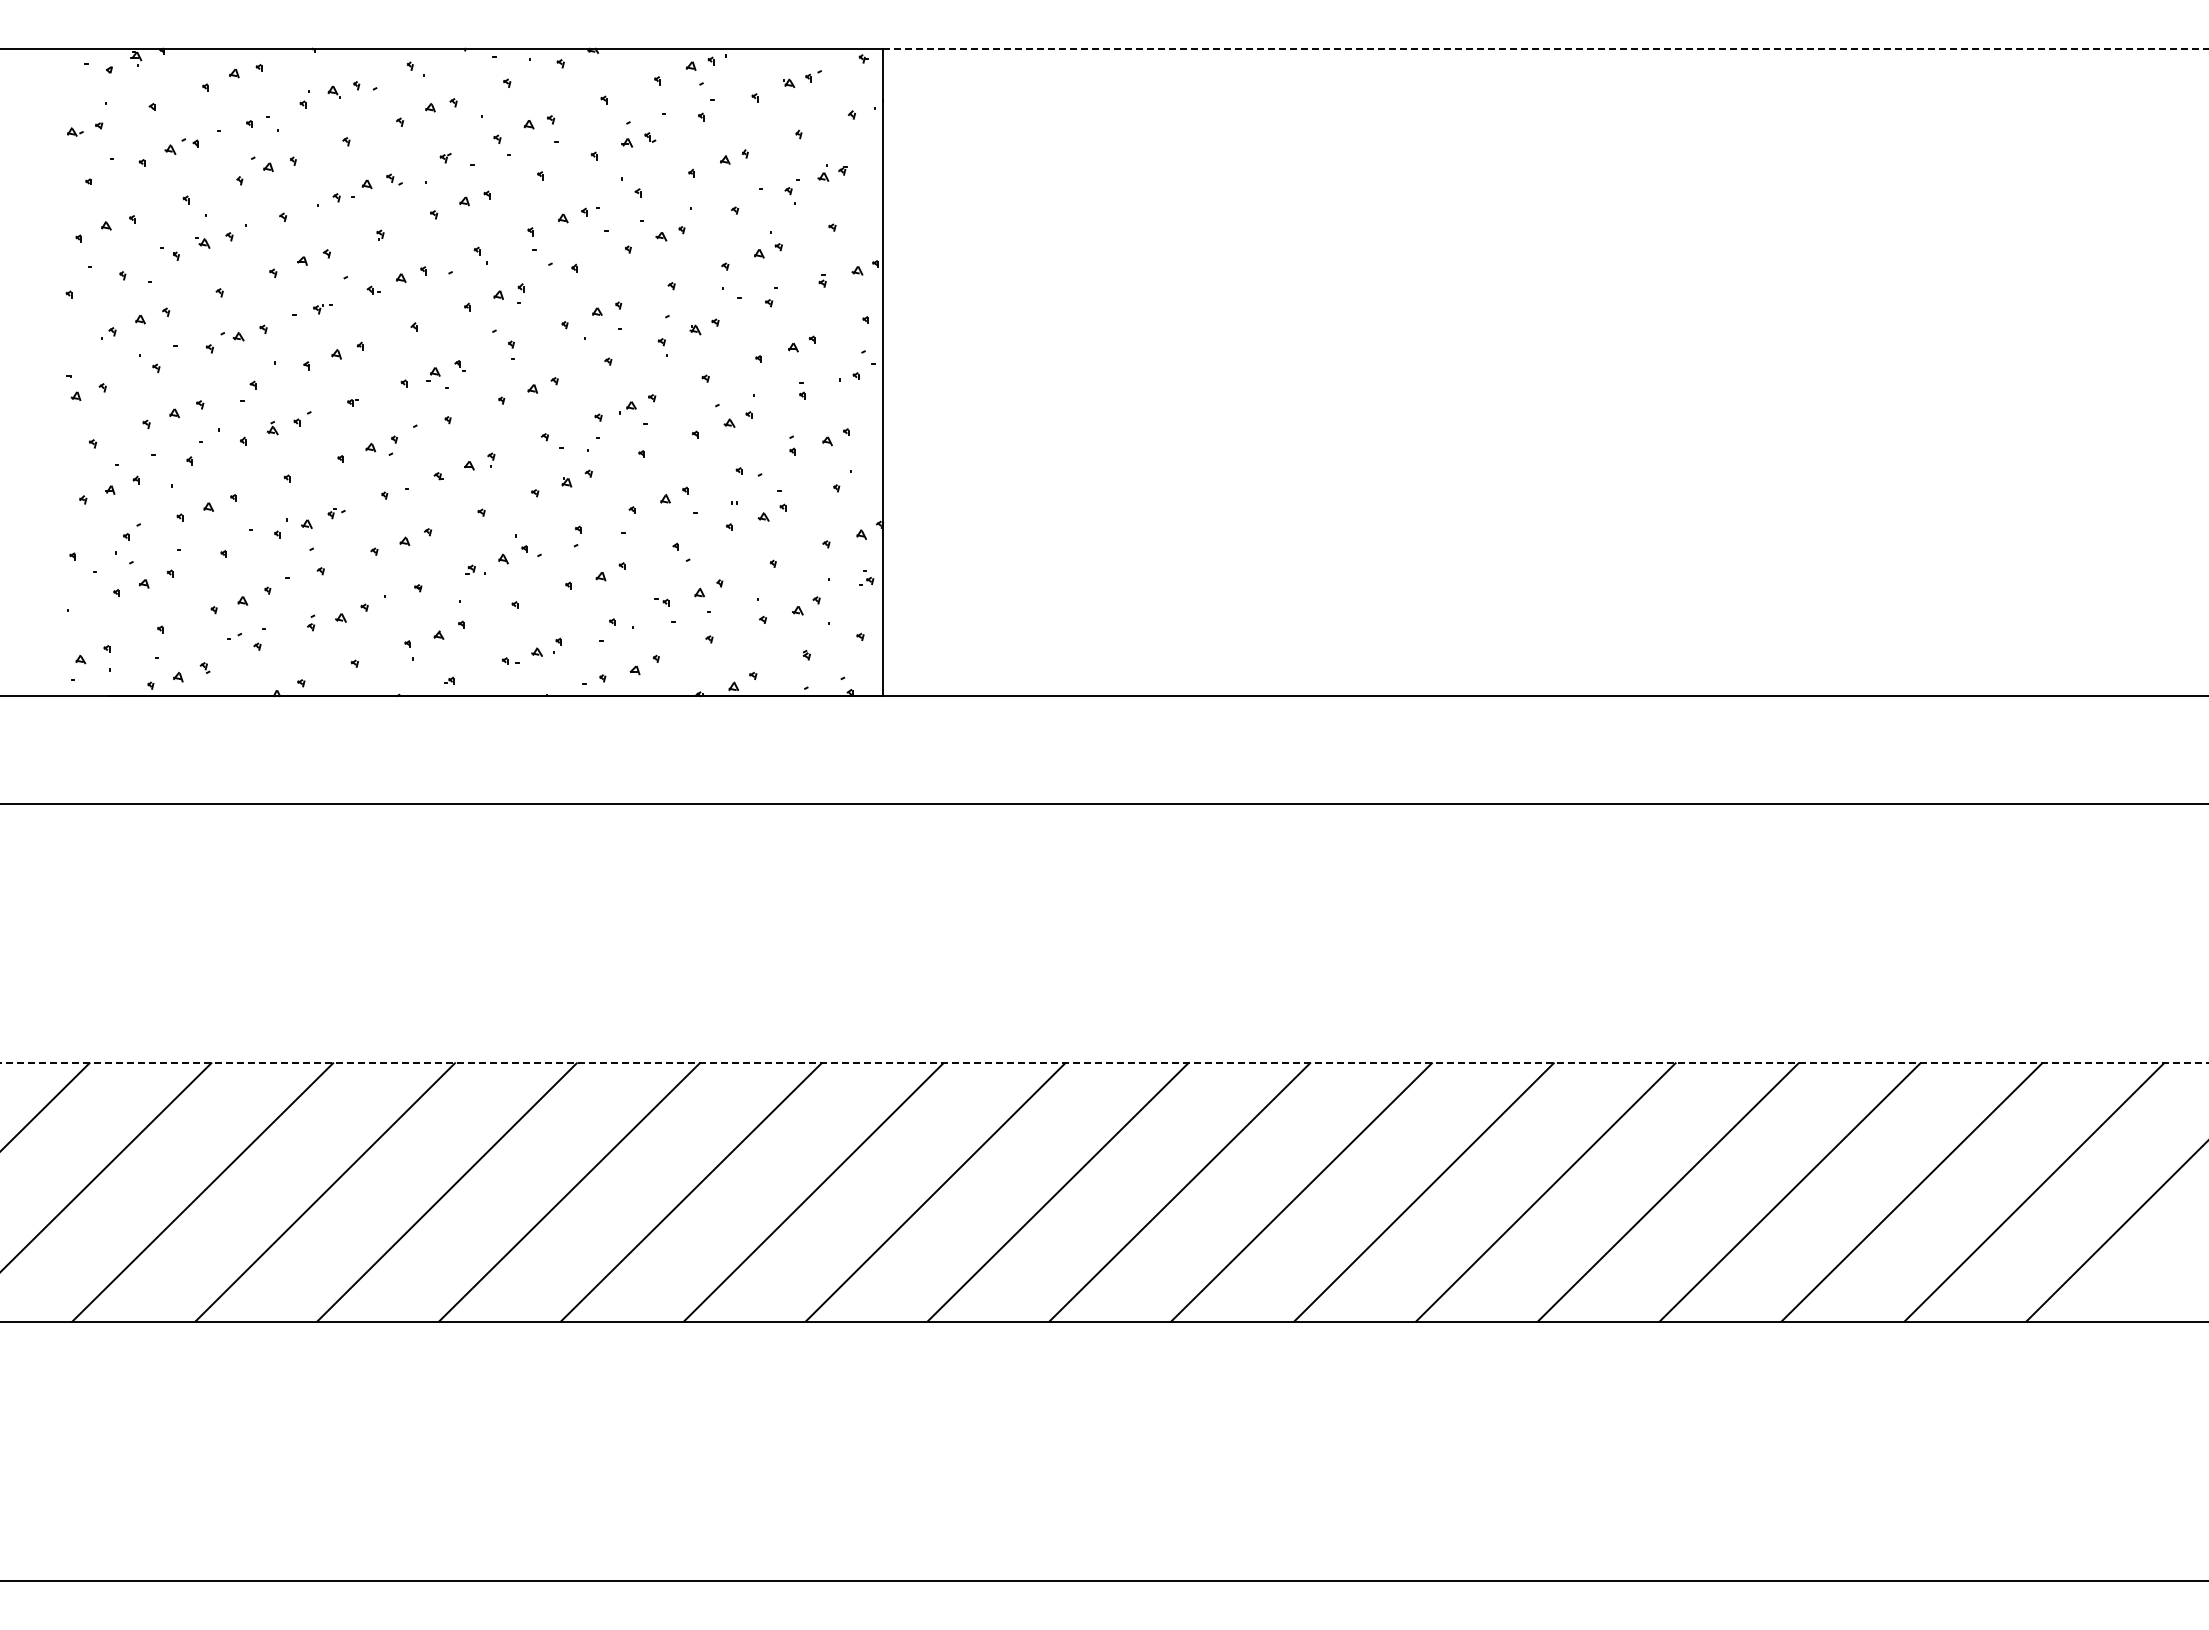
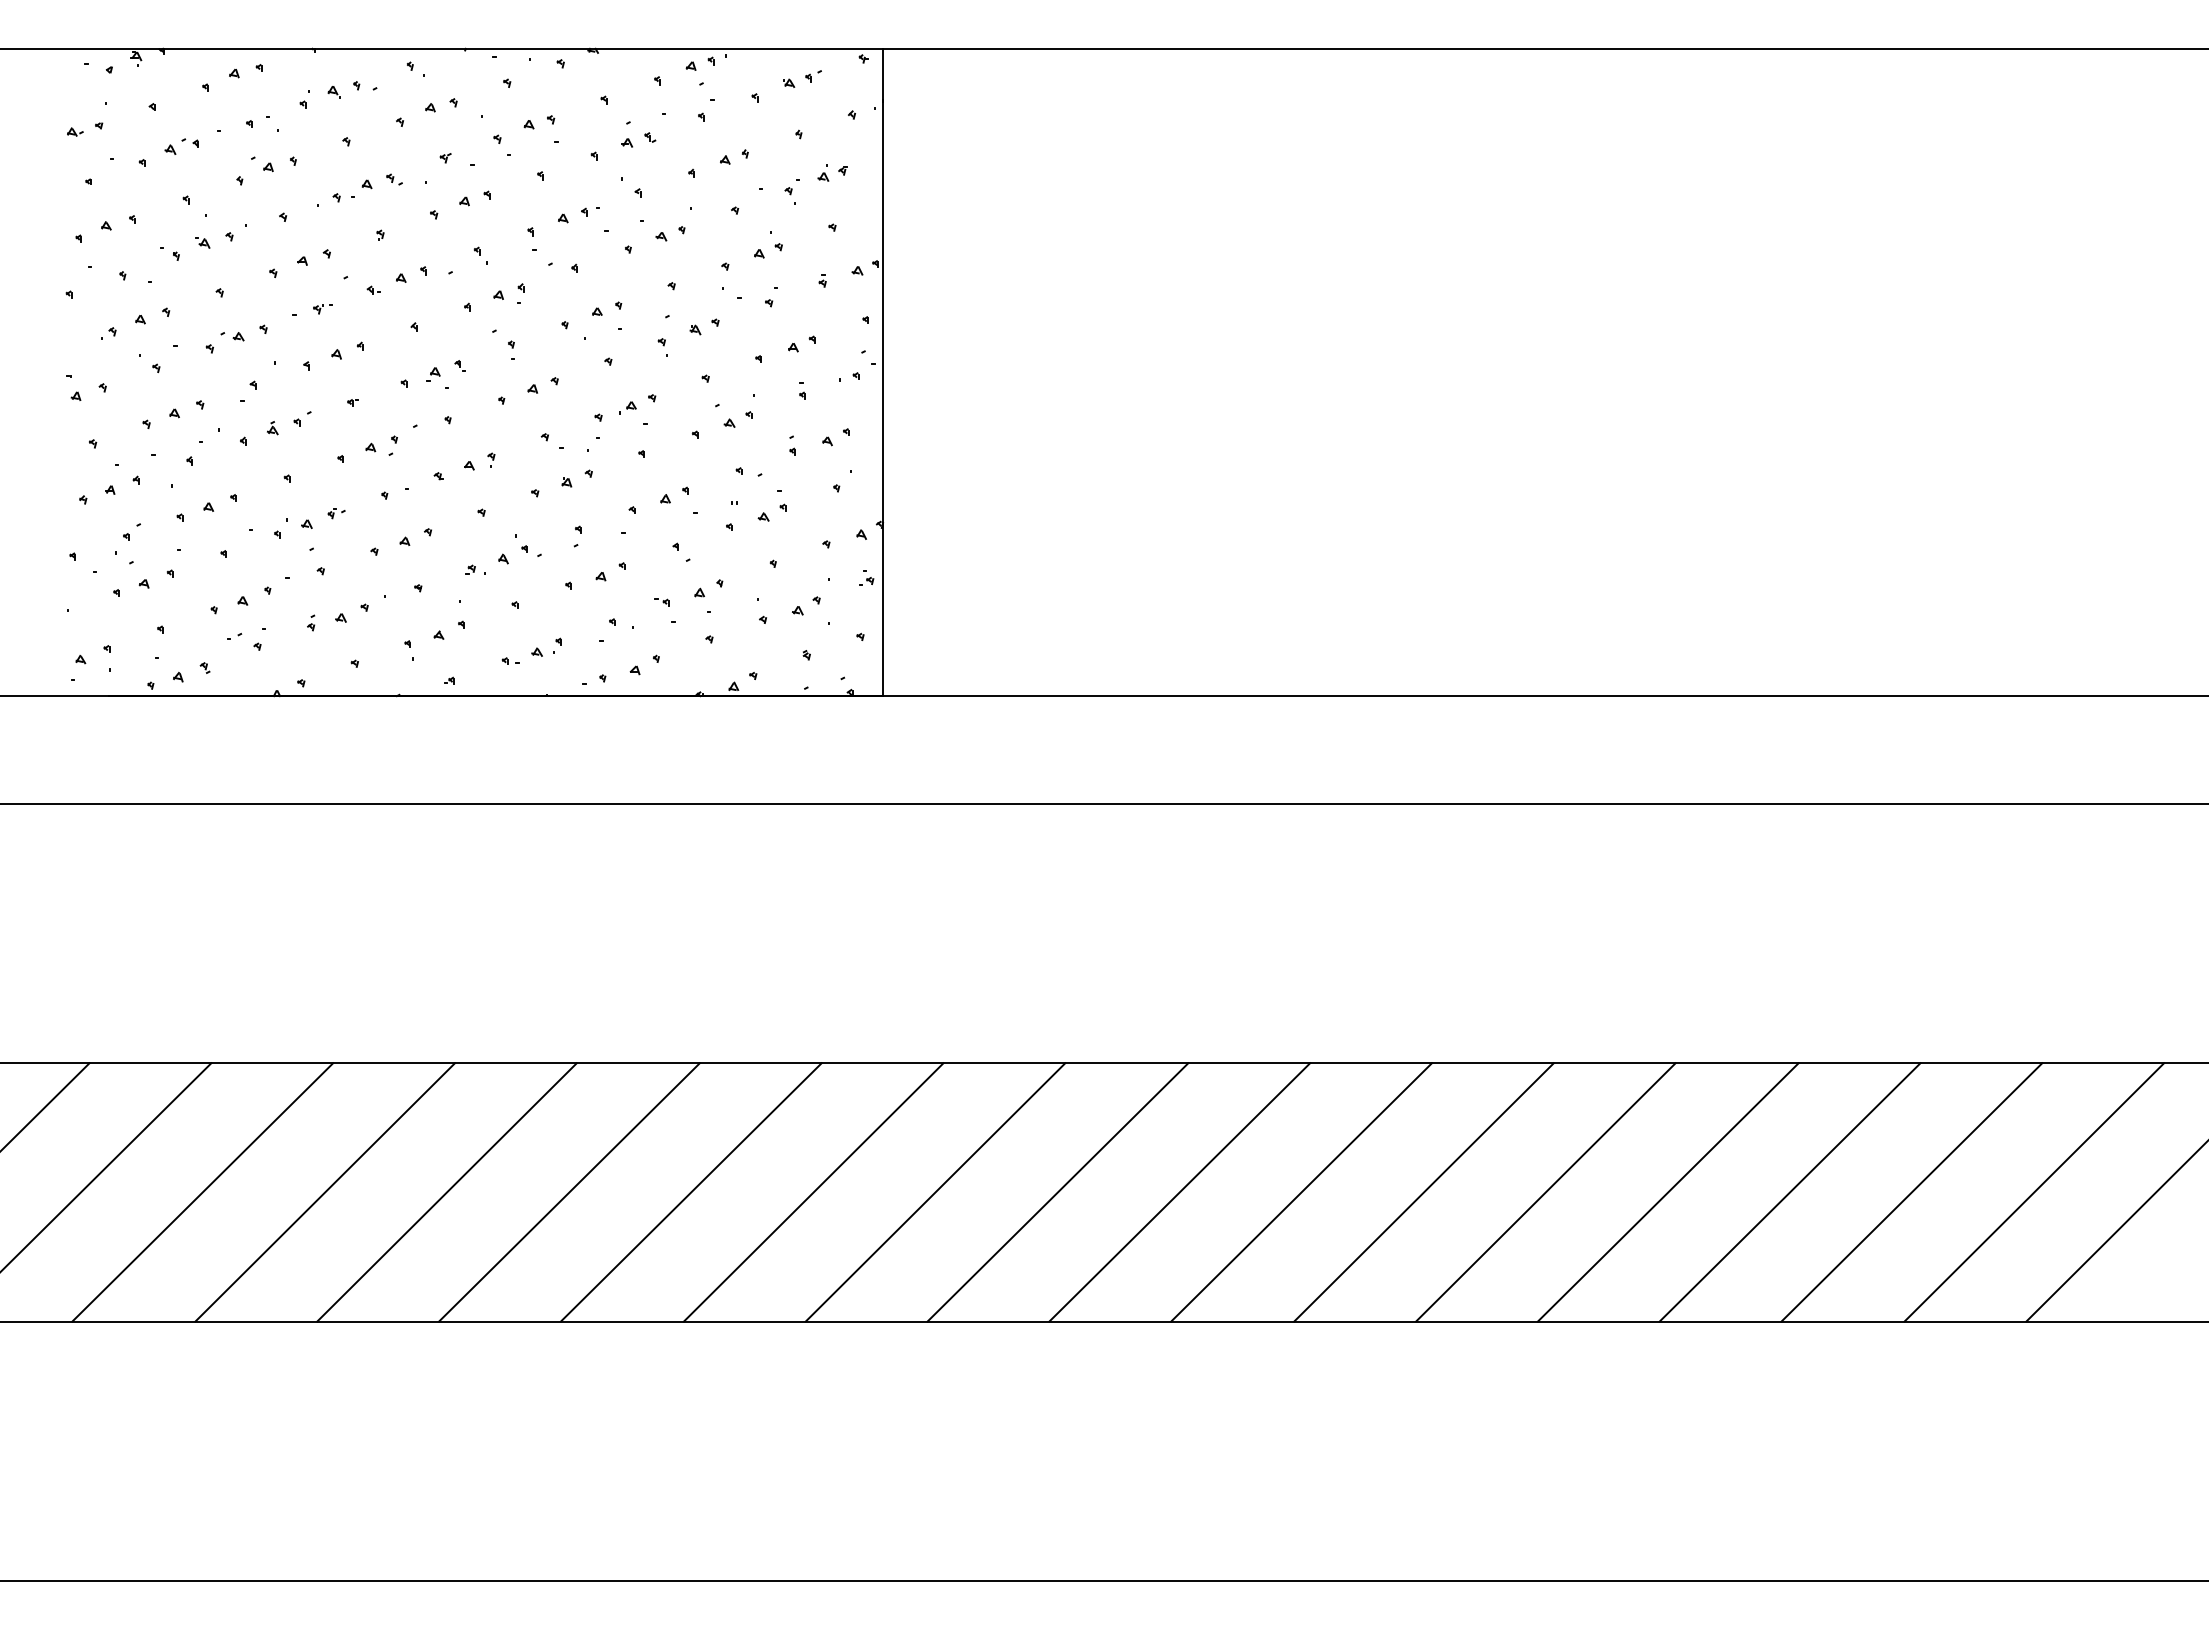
line: dashed -> solid (1546, 48)
line: dashed -> solid (1105, 1063)
